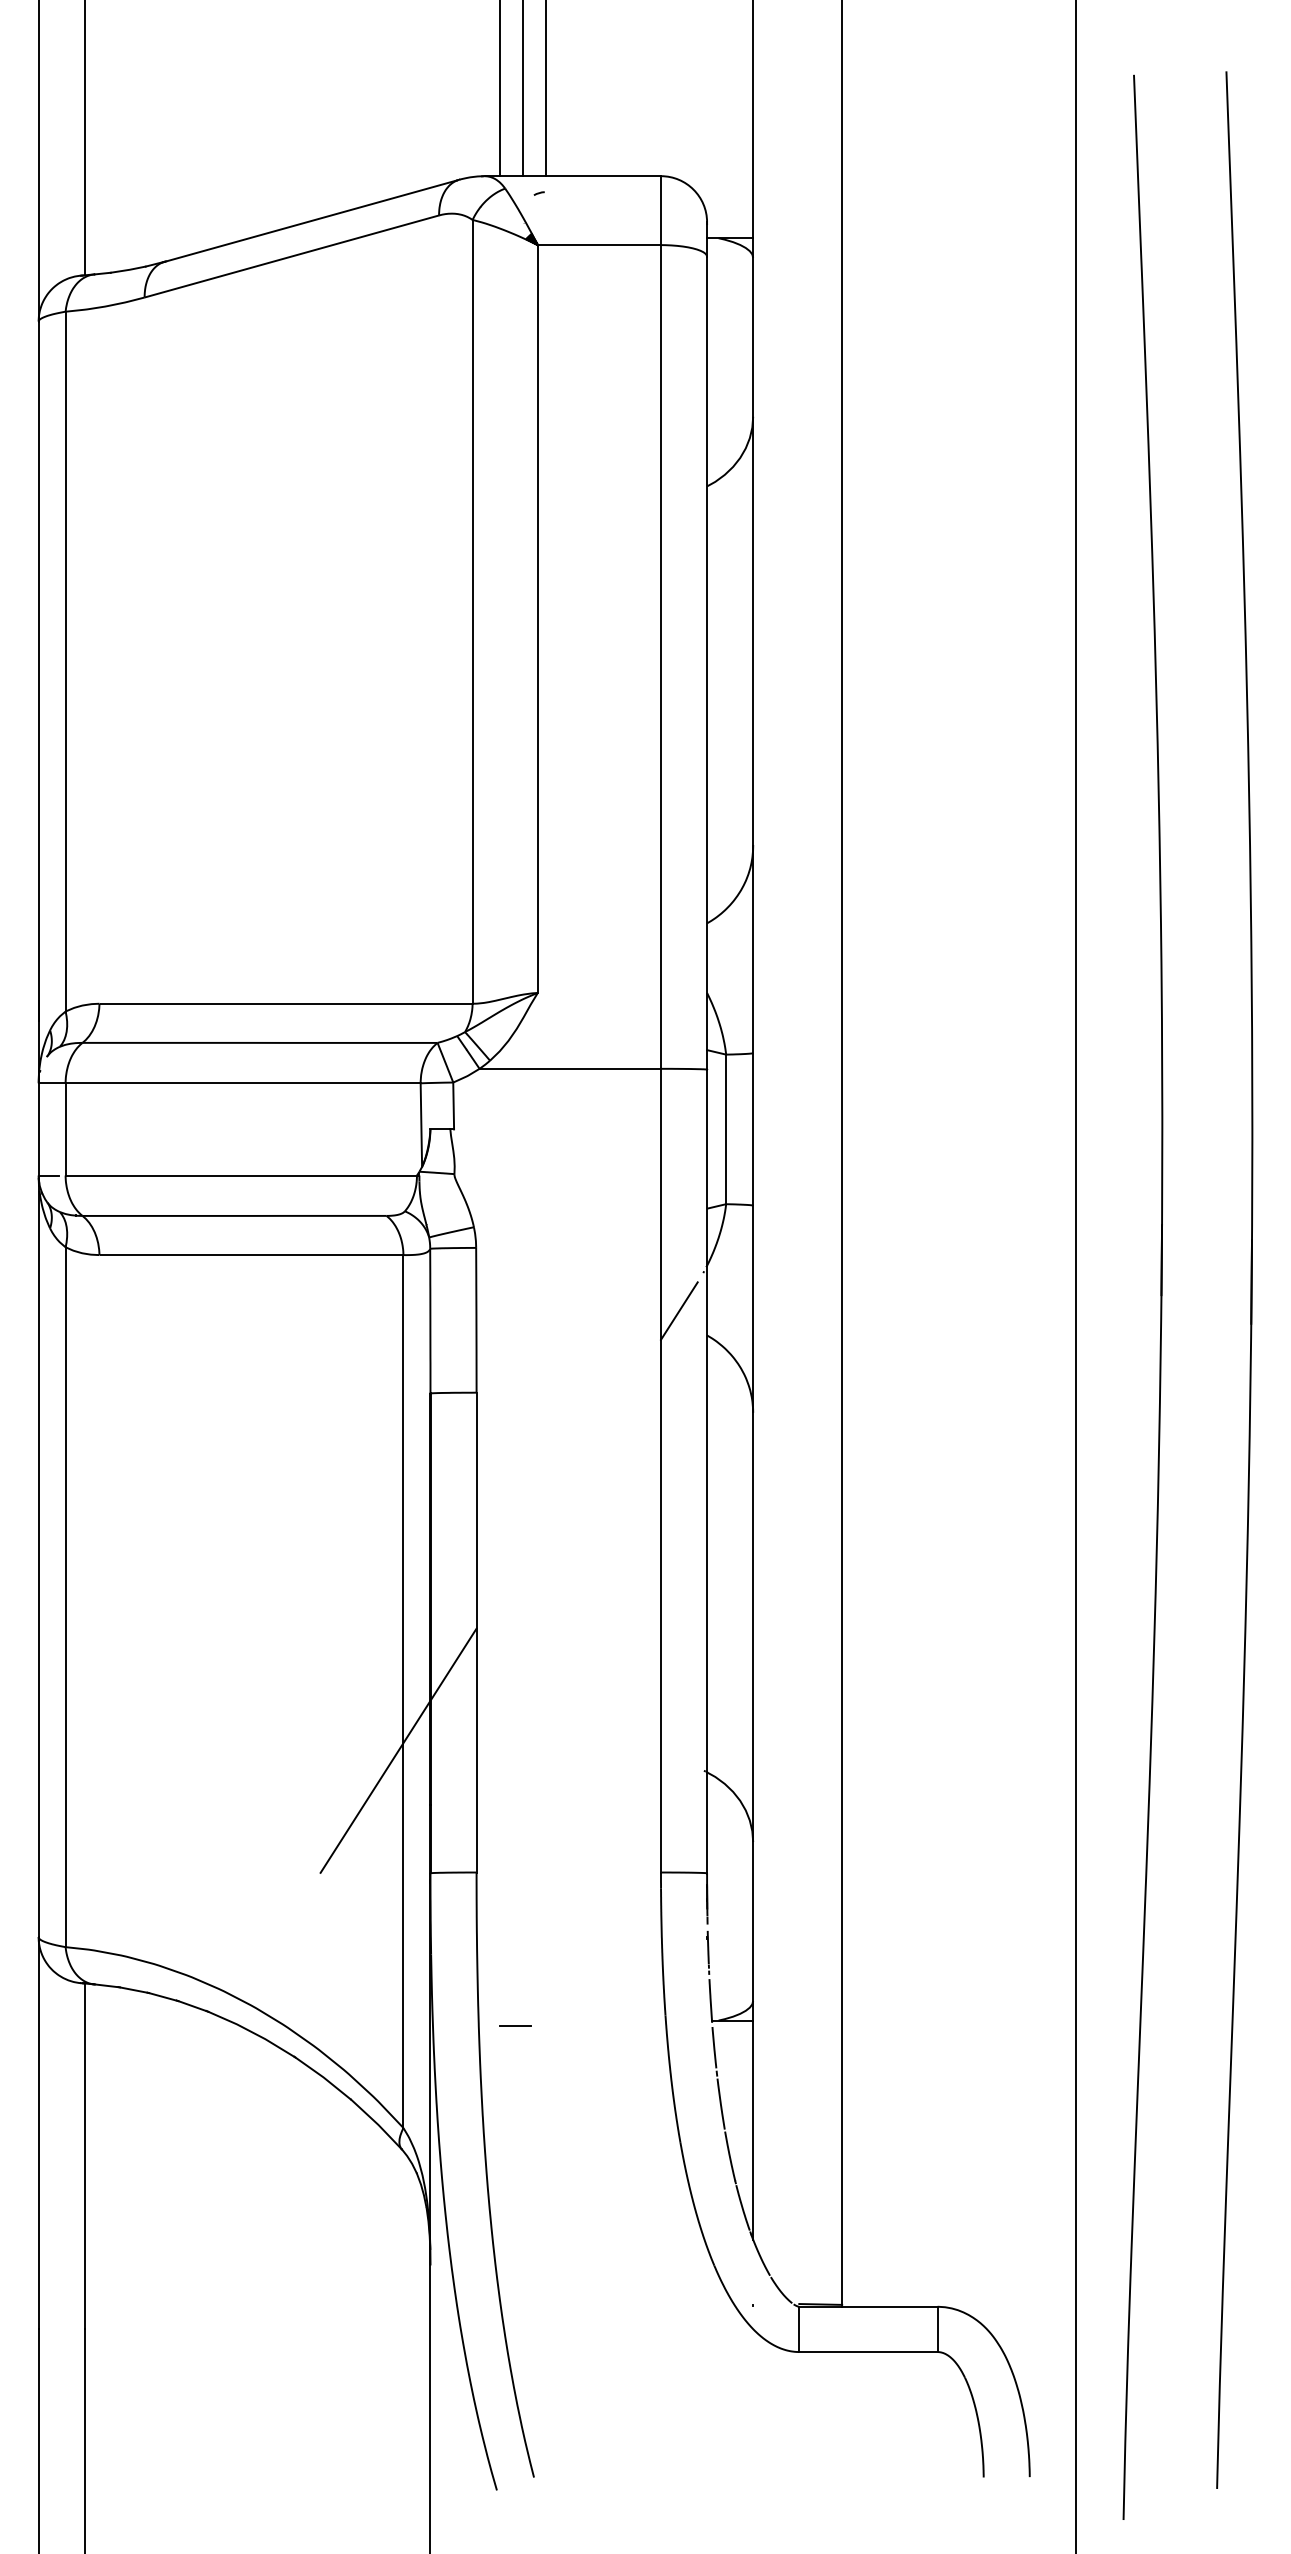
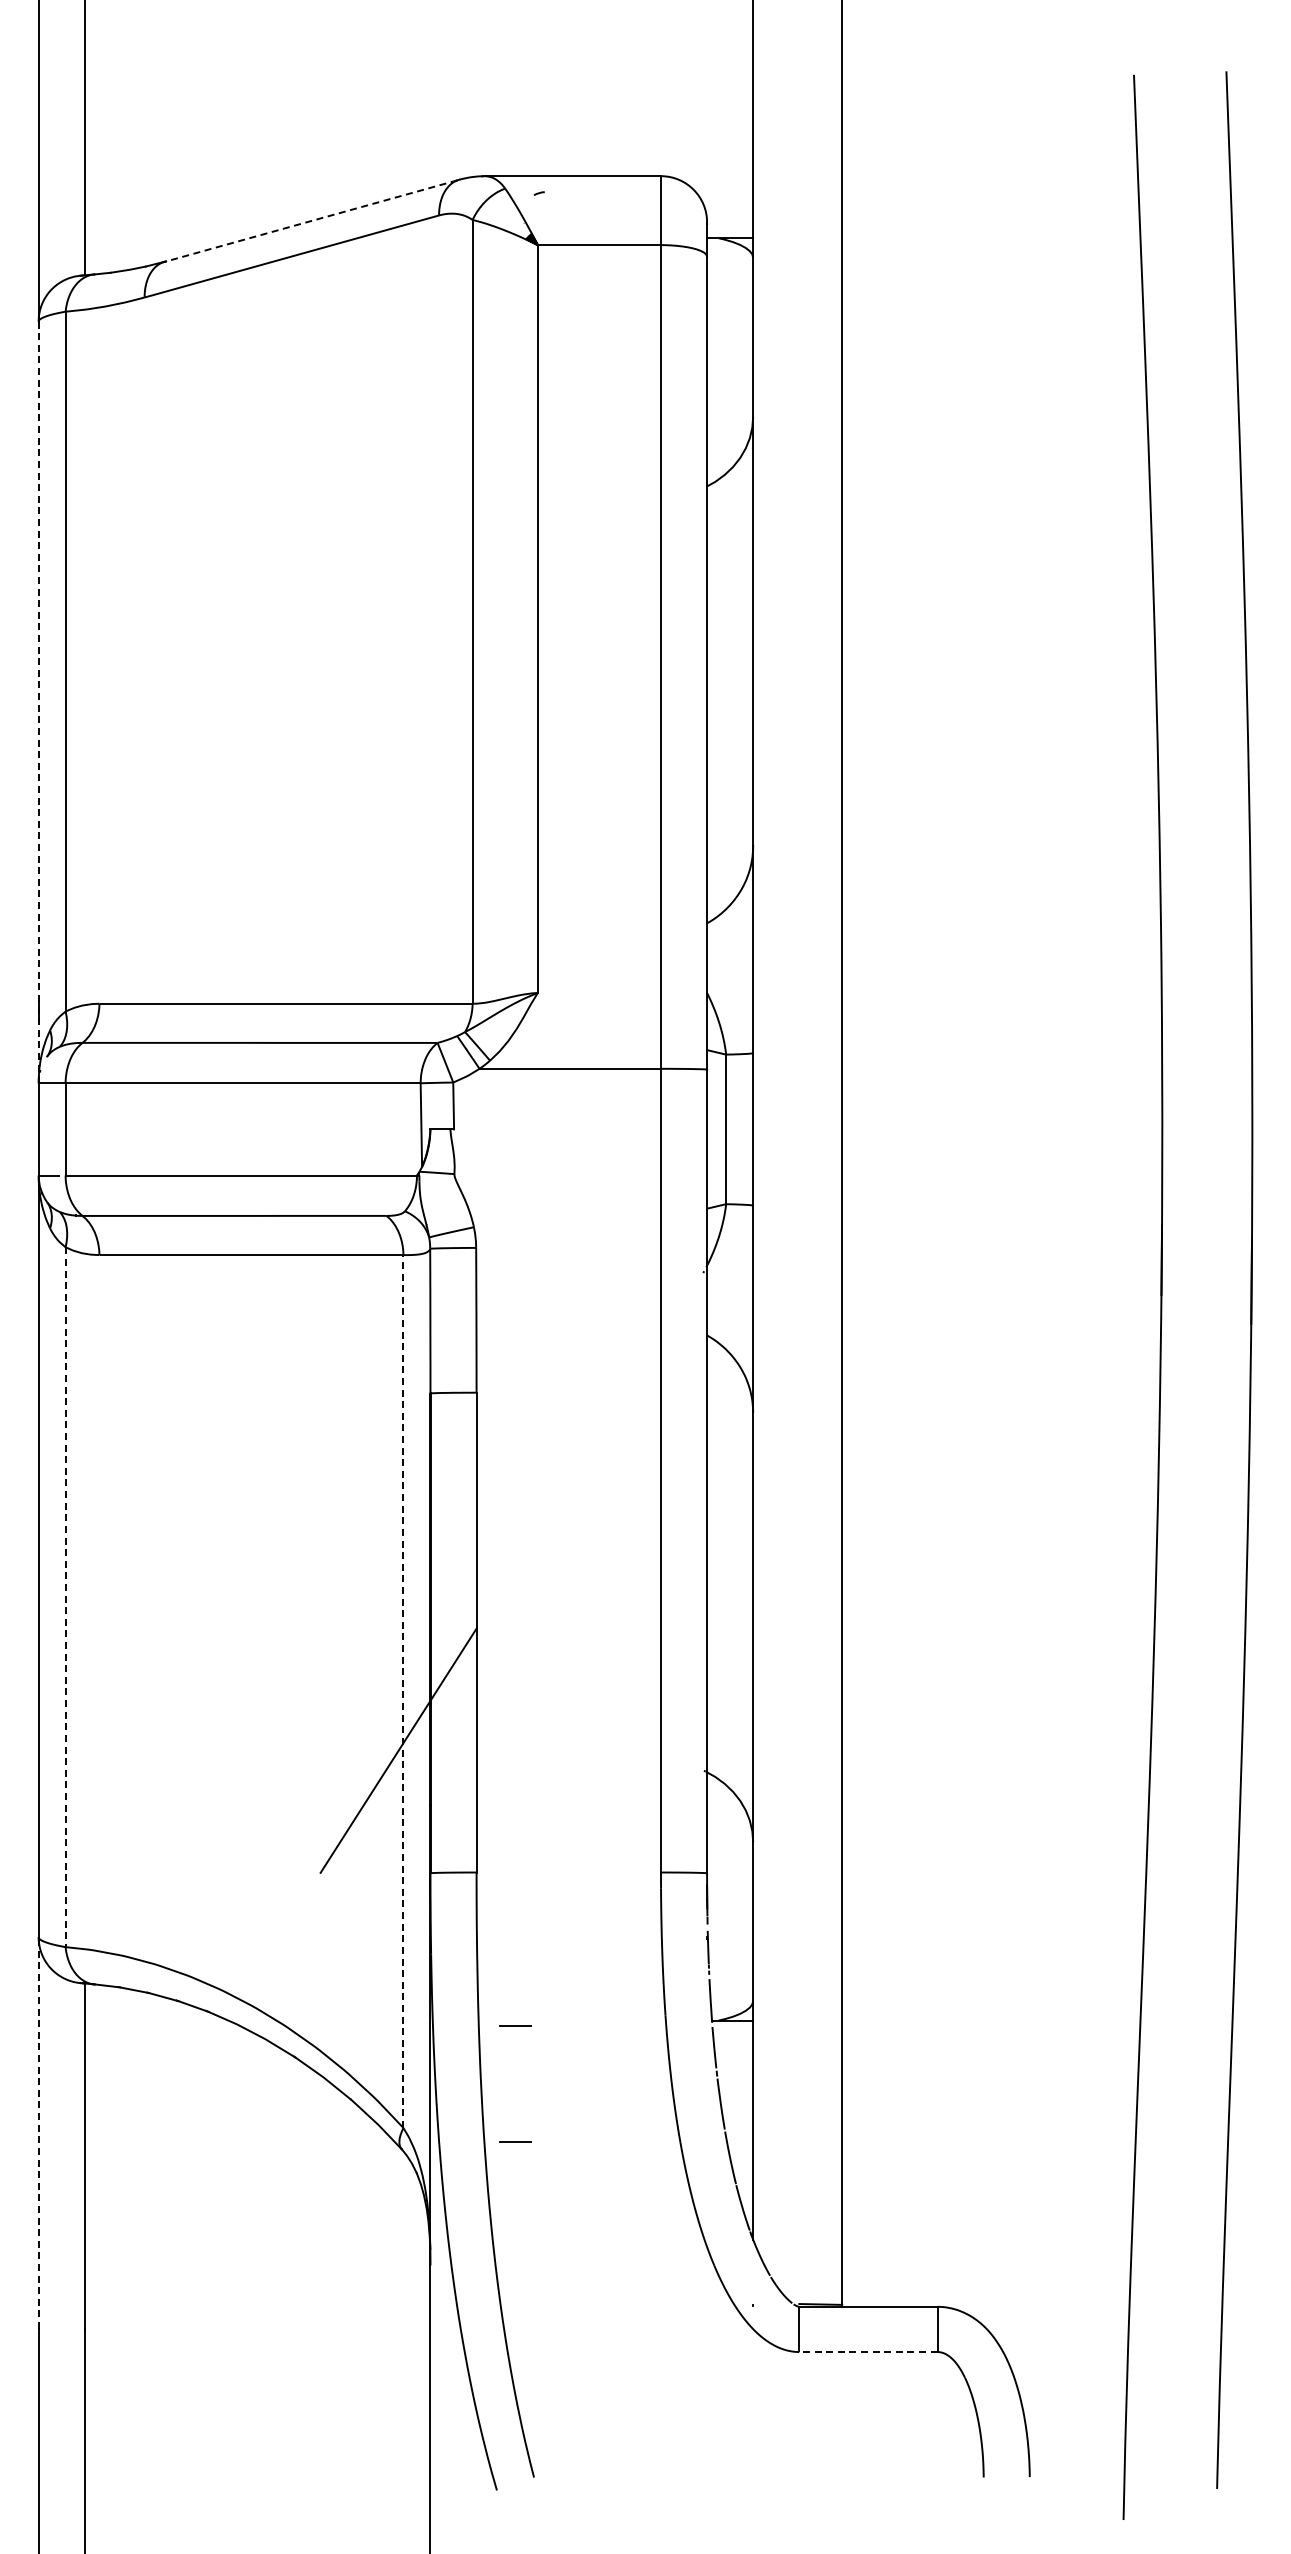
line: present -> none (499, 89)
line: present -> none (522, 89)
line: present -> none (545, 89)
line: solid -> dashed (310, 221)
line: solid -> dashed (38, 702)
line: present -> none (1075, 1276)
line: present -> none (678, 1310)
line: solid -> dashed (65, 1597)
line: solid -> dashed (403, 1691)
line: solid -> dashed (38, 2133)
line: none -> present (515, 2141)
line: solid -> dashed (867, 2352)
